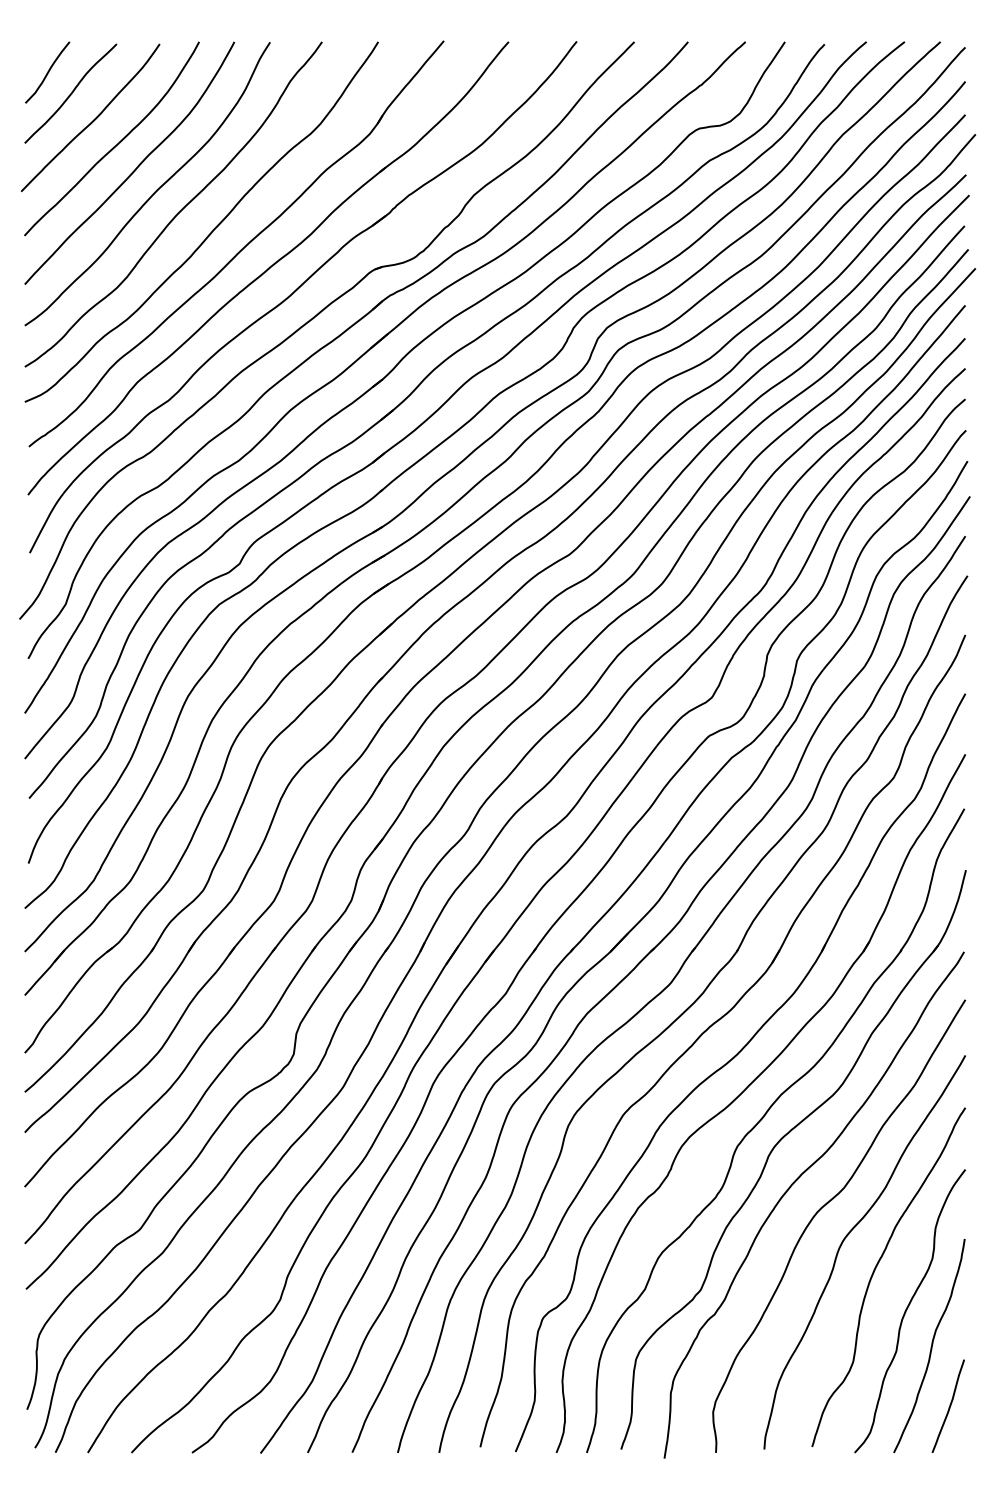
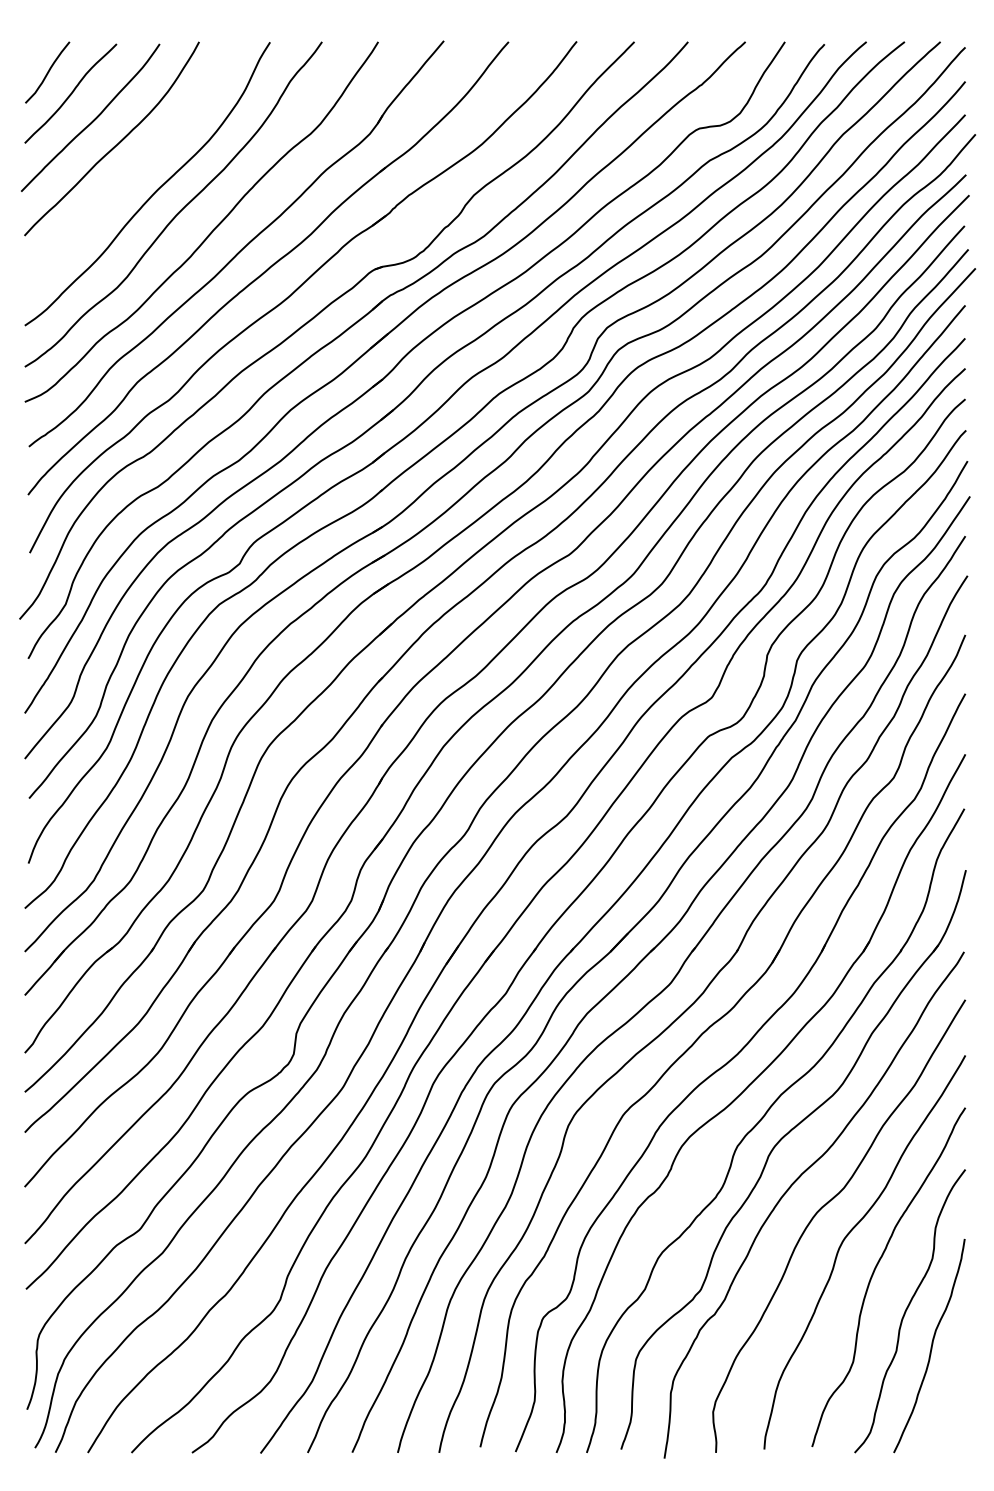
curve: present -> none (135, 168)
curve: present -> none (949, 1405)
